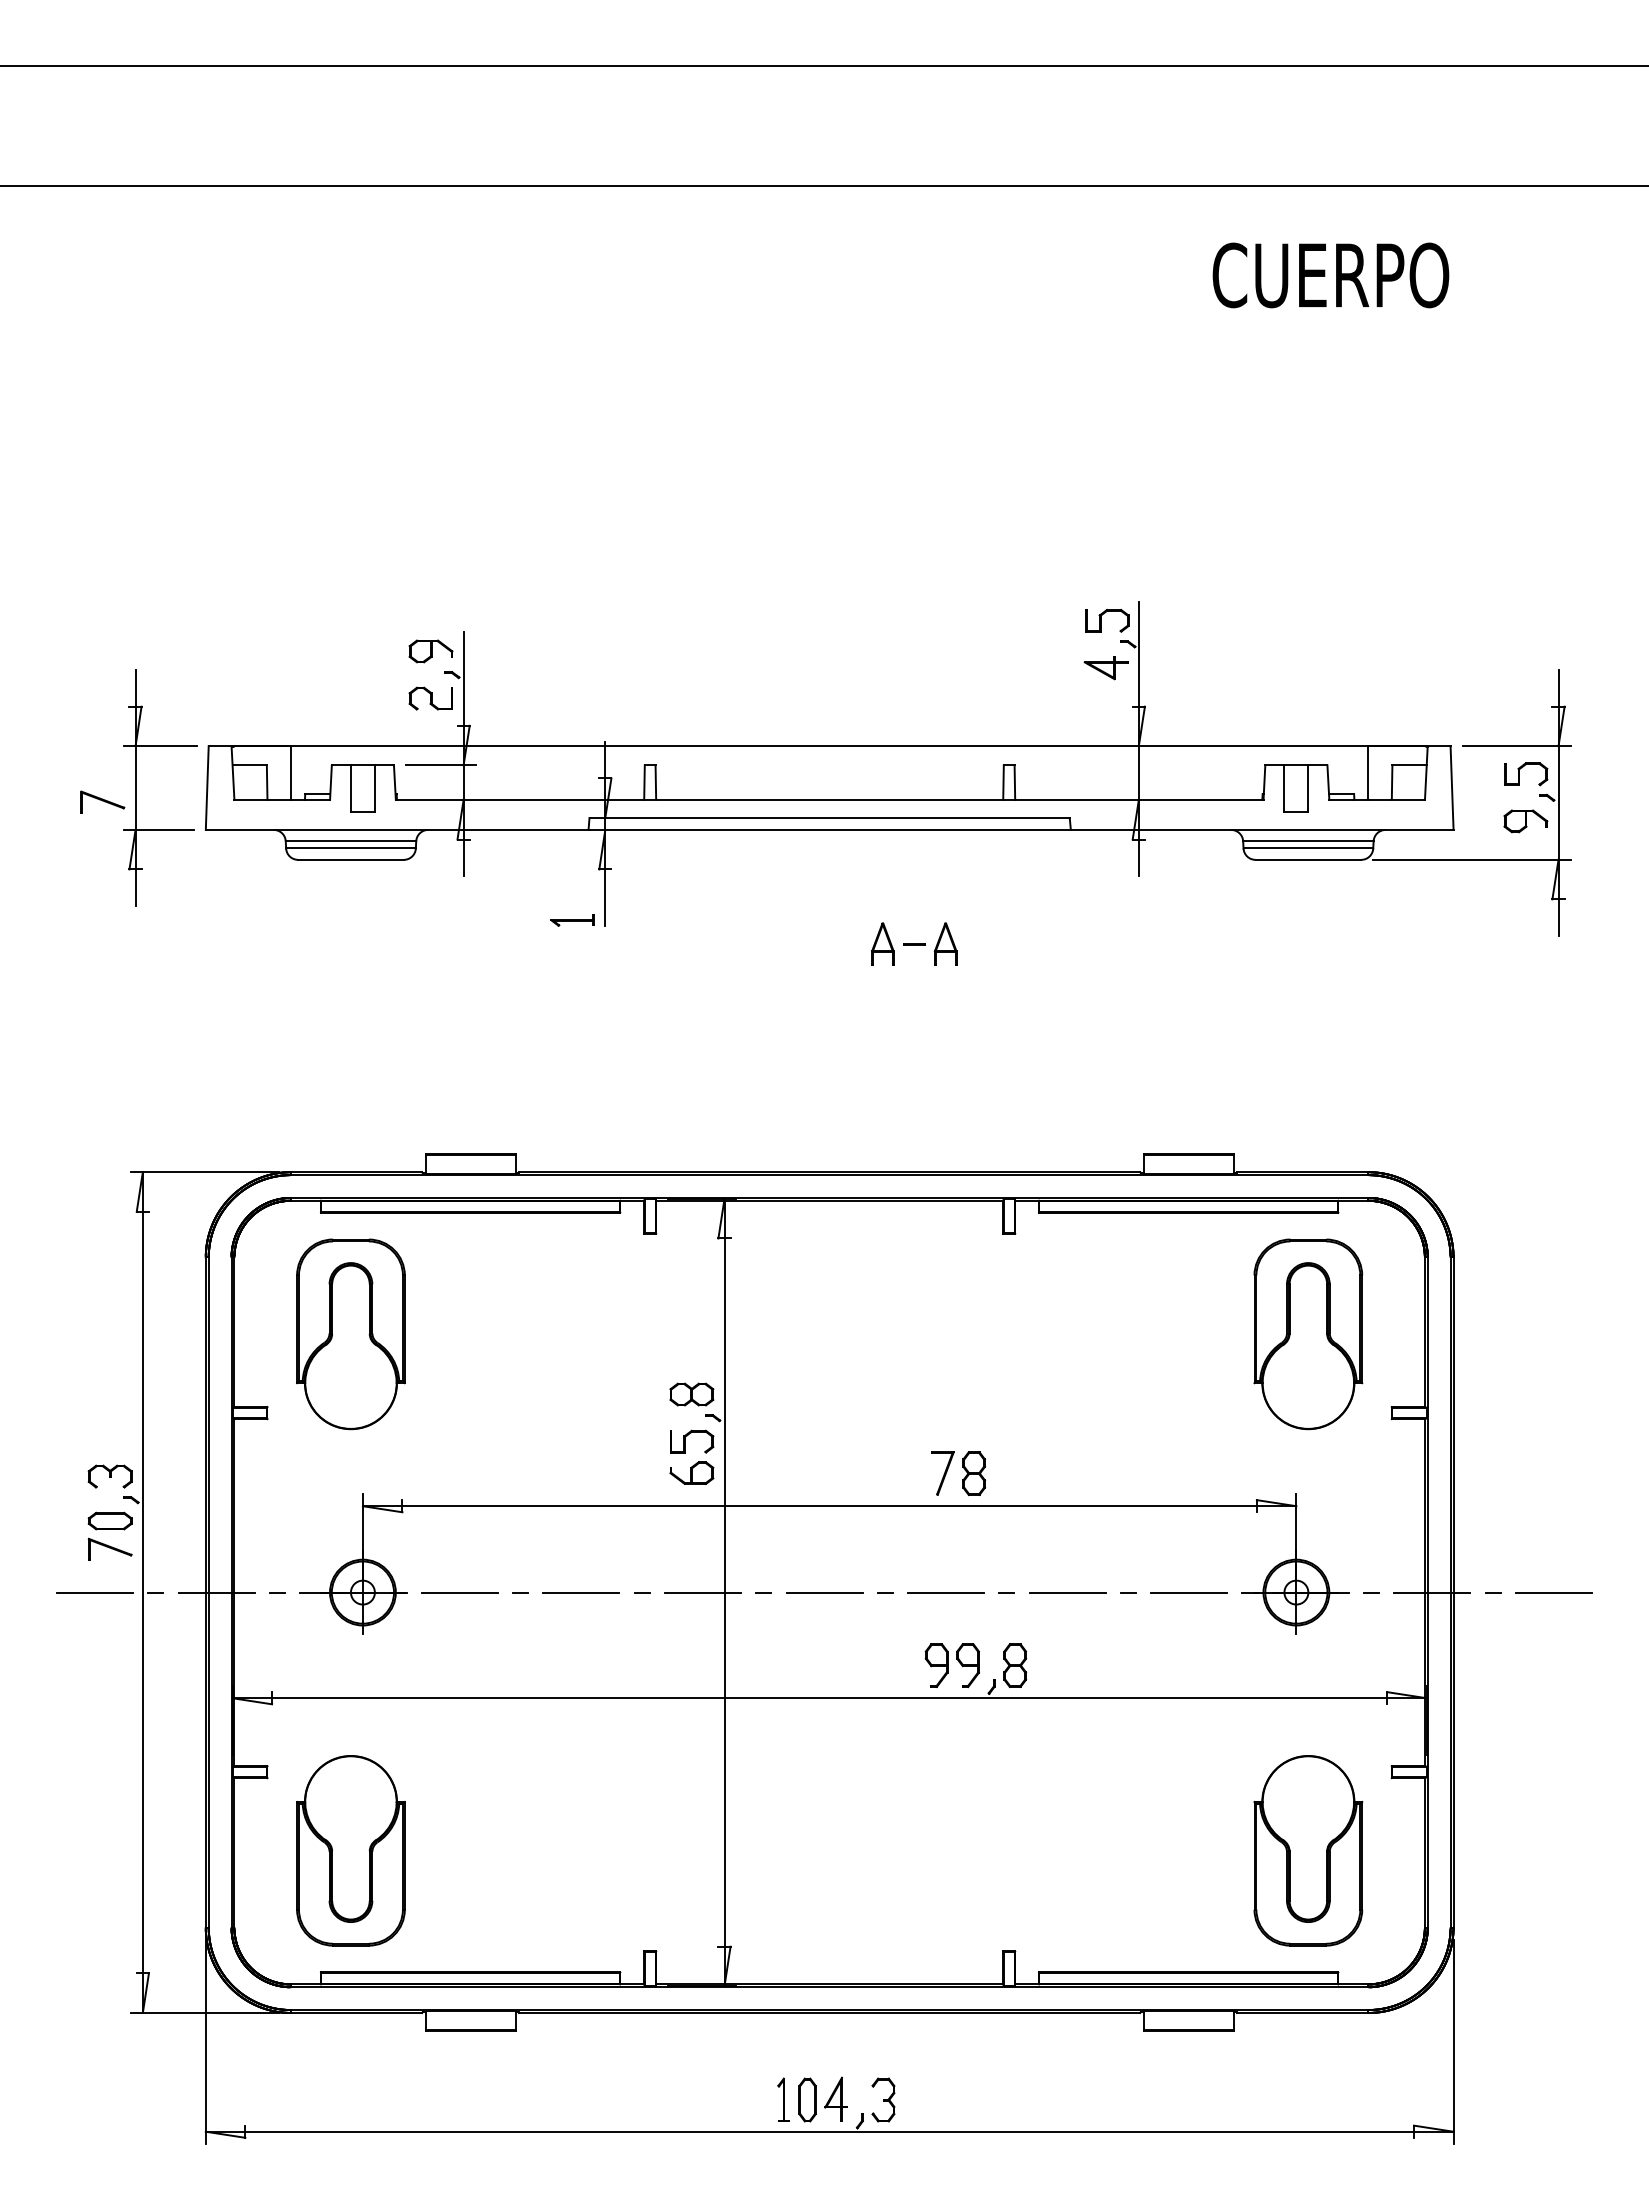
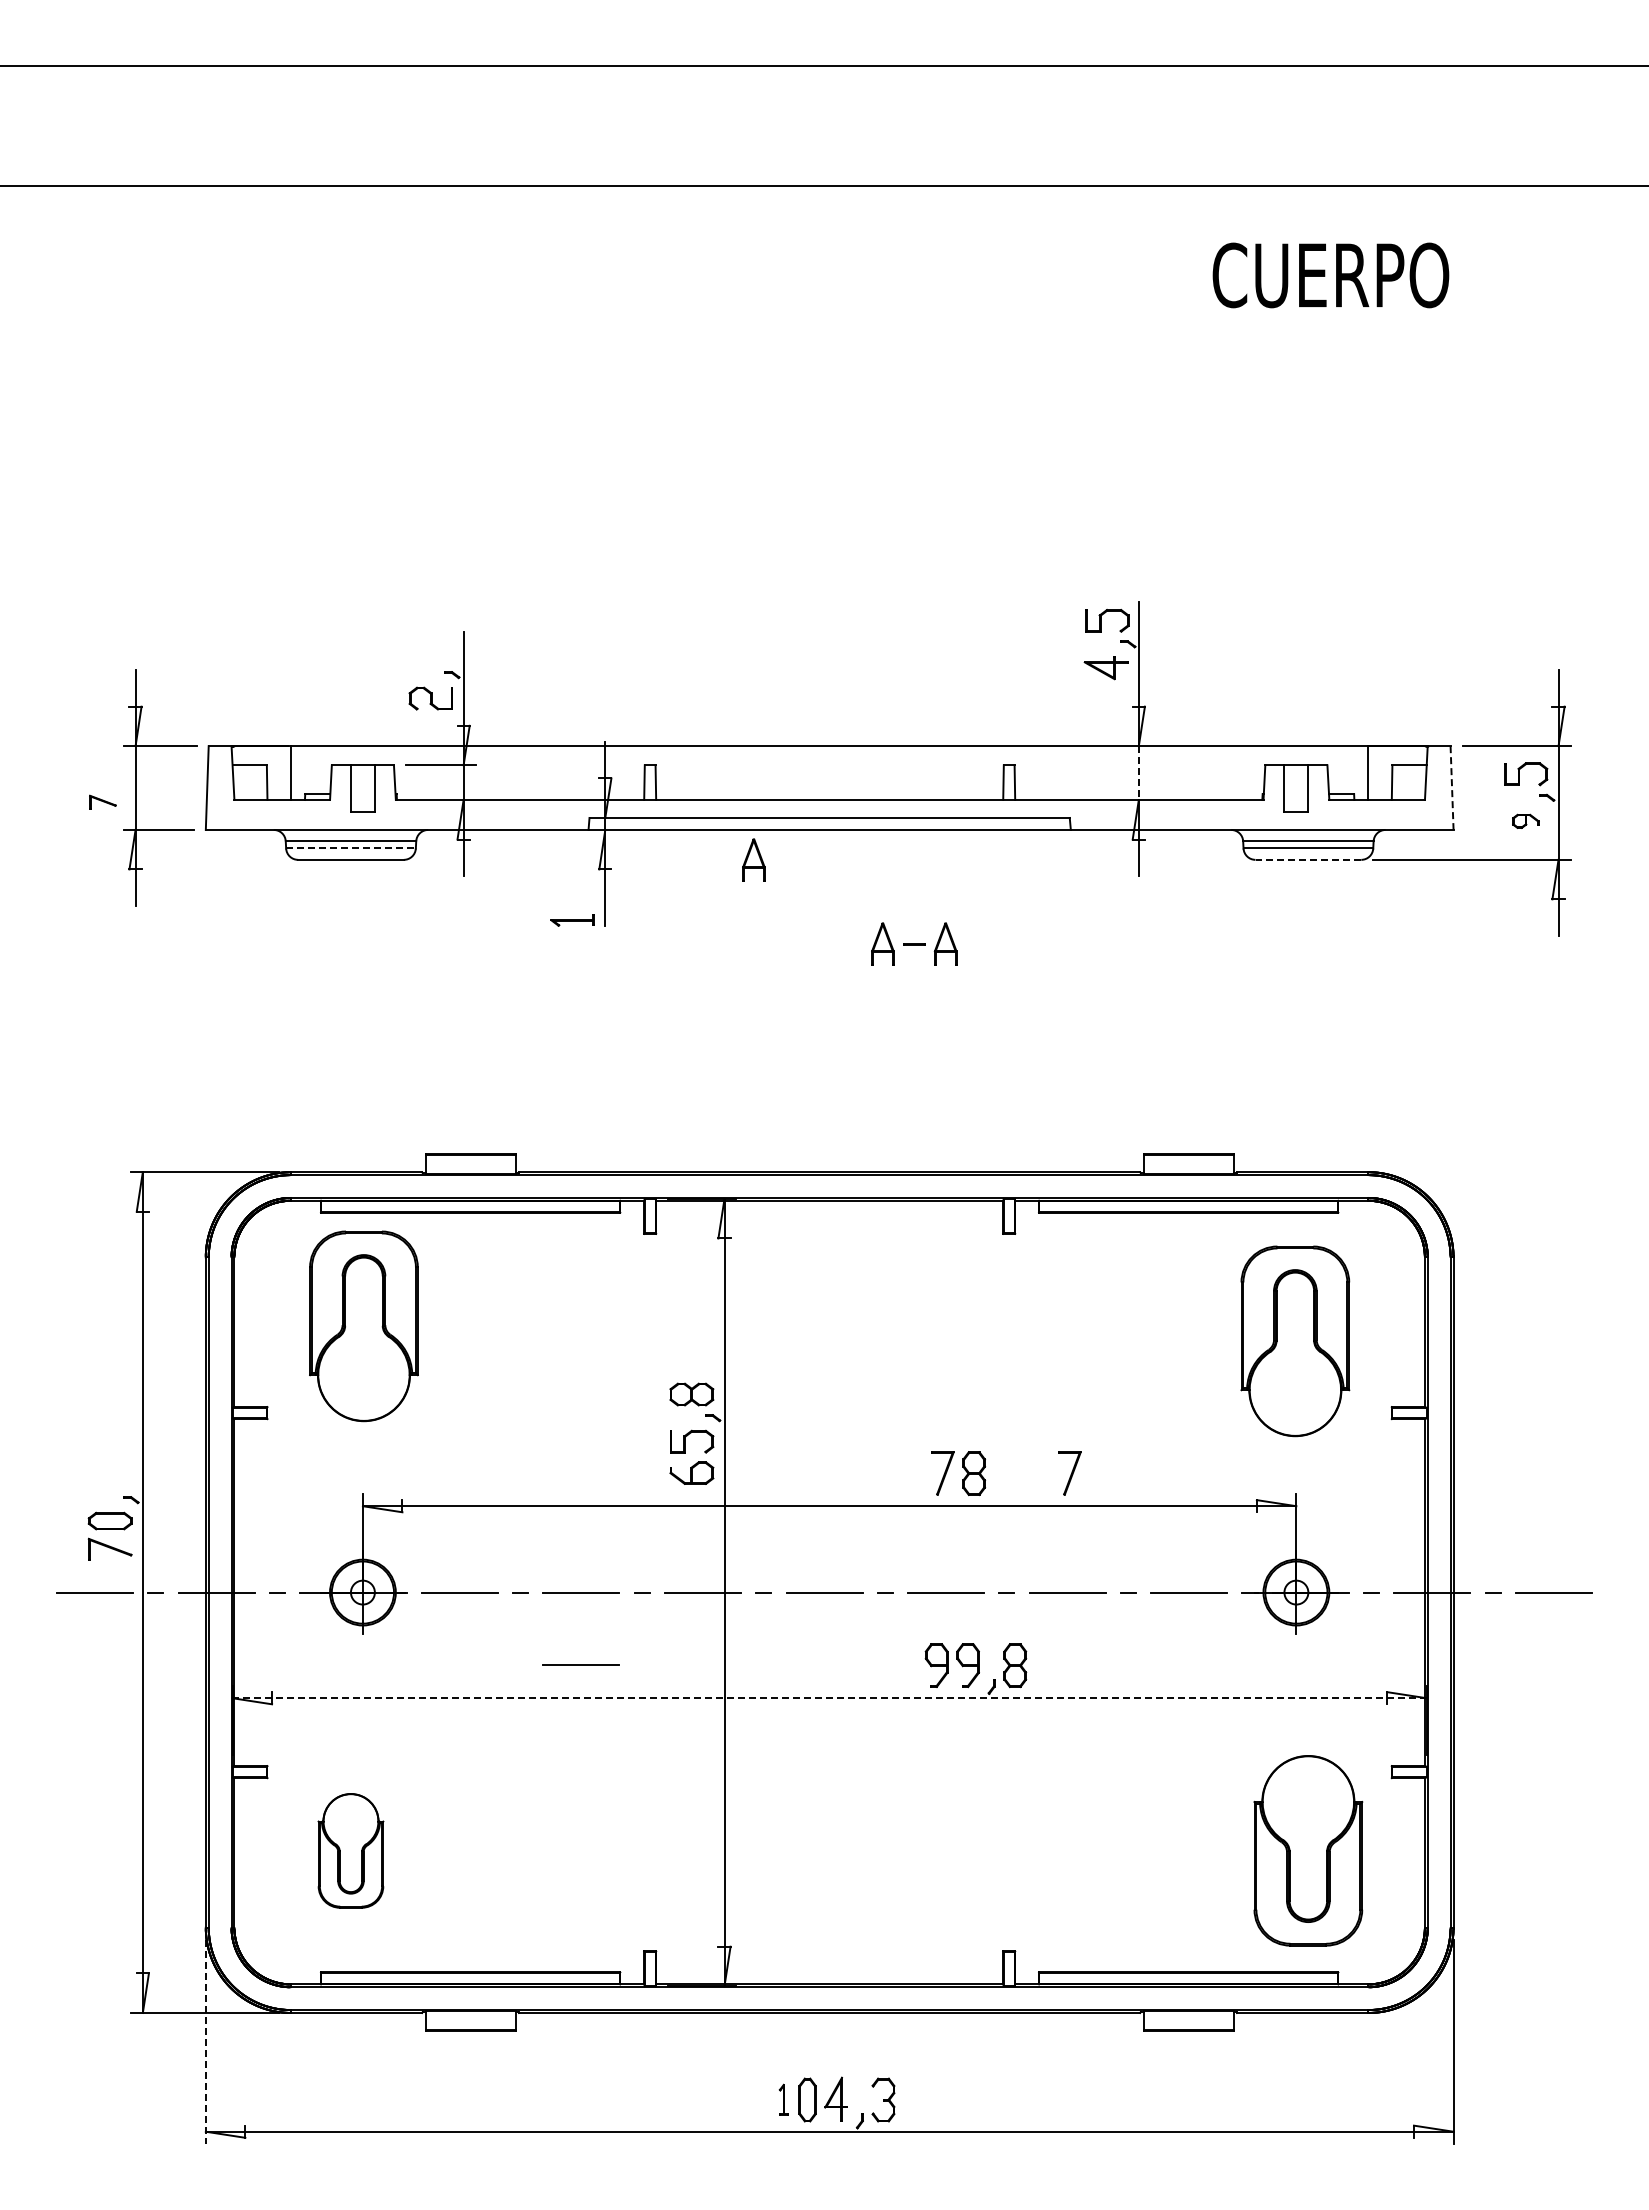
part: present -> none (430, 651)
line: solid -> dashed (1138, 773)
line: solid -> dashed (1452, 788)
part size: 46x24 px -> 28x16 px (102, 801)
part size: 46x25 px -> 28x16 px (1525, 820)
line: solid -> dashed (351, 848)
part: none -> present (753, 859)
line: solid -> dashed (1308, 859)
part position: (350, 1334) -> (363, 1326) (363, 1326)
part position: (1308, 1334) -> (1295, 1341) (1295, 1341)
part: none -> present (1069, 1473)
part: present -> none (109, 1476)
line: none -> present (580, 1664)
line: solid -> dashed (829, 1698)
part size: 110x192 px -> 68x116 px (350, 1850)
line: solid -> dashed (205, 2042)
part size: 13x45 px -> 11x33 px (783, 2099)
